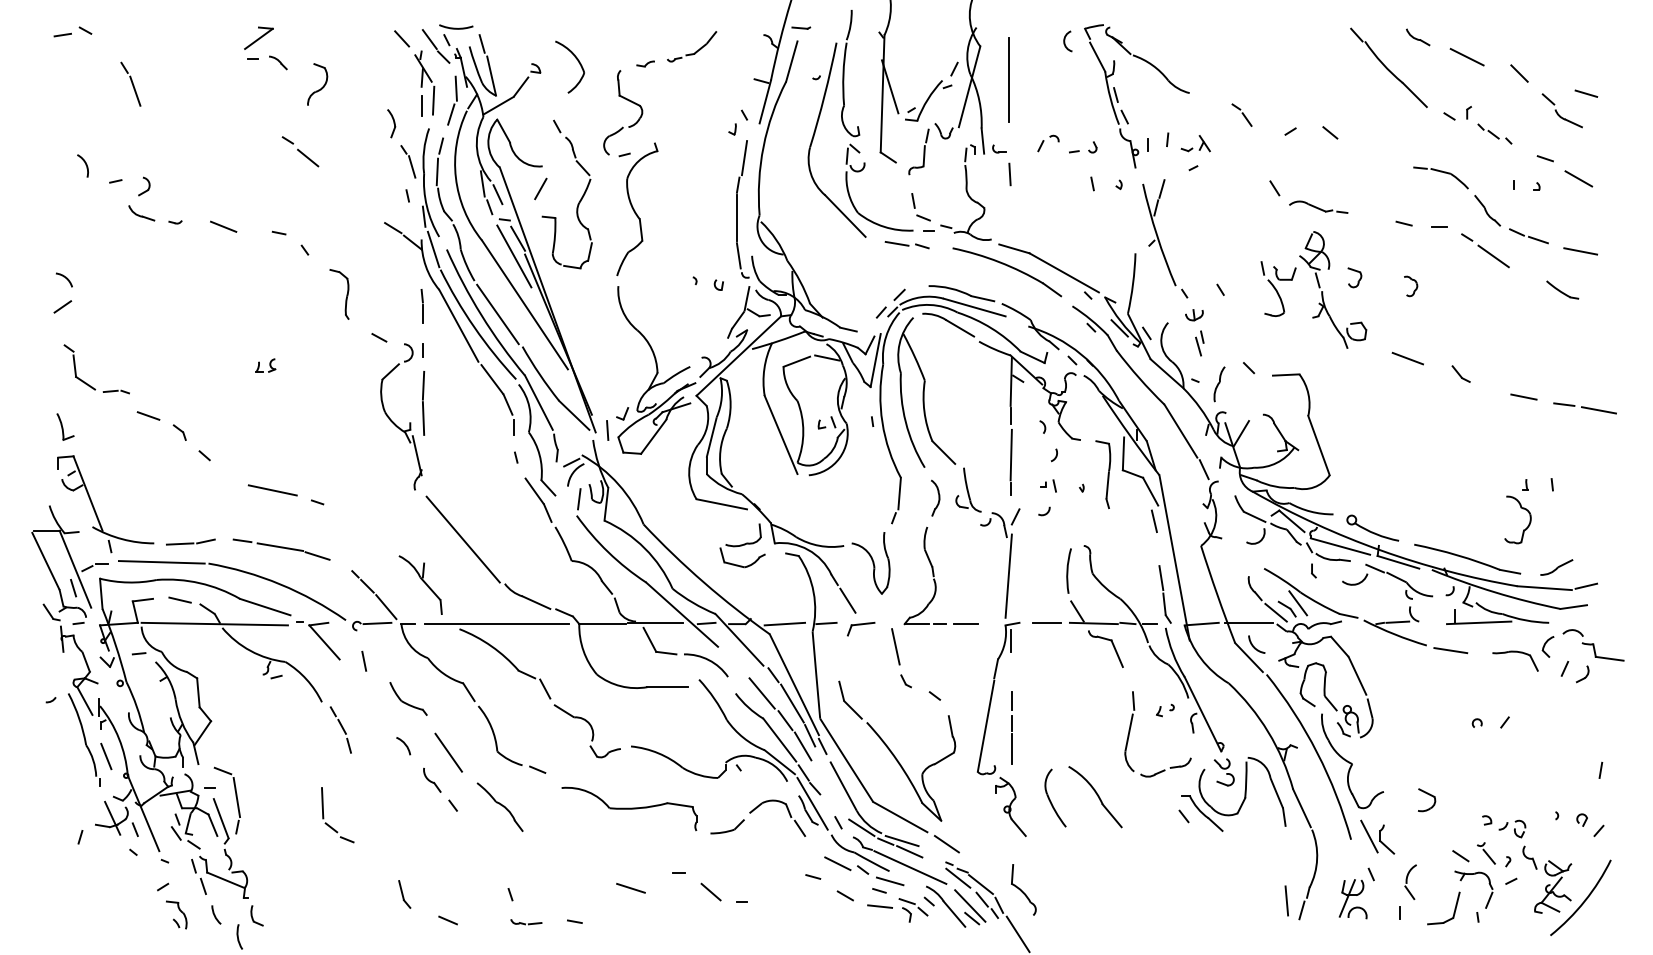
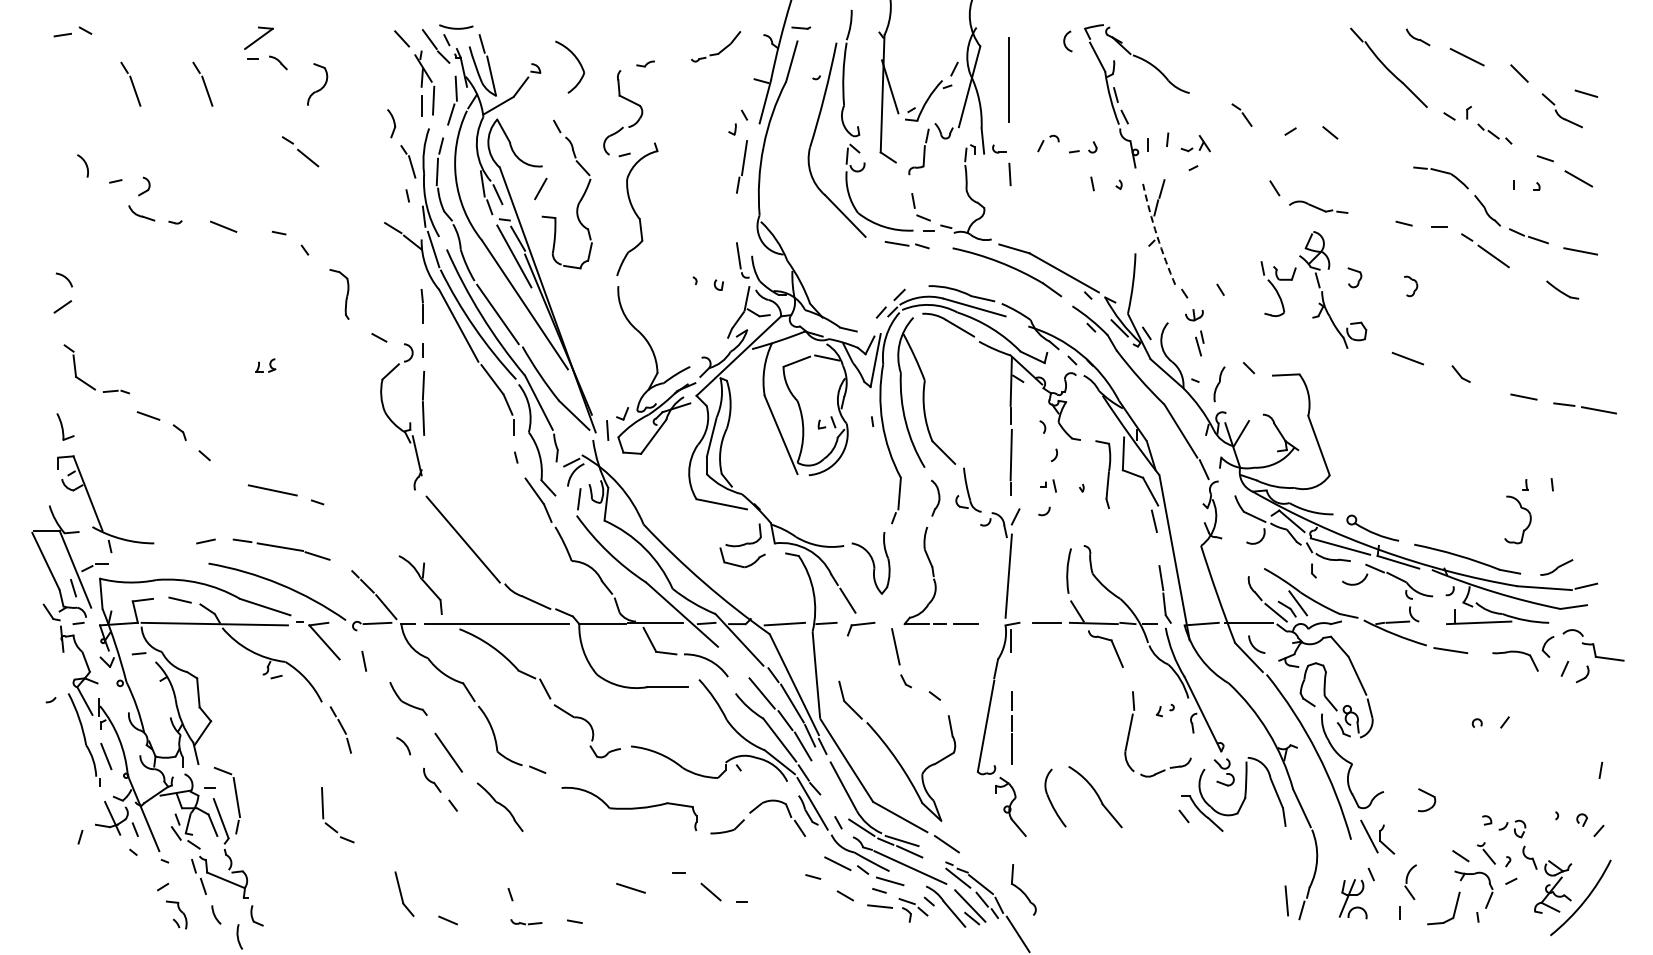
part position: (692, 46) -> (716, 46) (716, 46)
part: none -> present (202, 83)
line: present -> none (736, 217)
arc: solid -> dashed (1157, 235)
line: present -> none (179, 543)
line: present -> none (161, 562)
part size: 14x29 px -> 21x46 px (404, 893)
